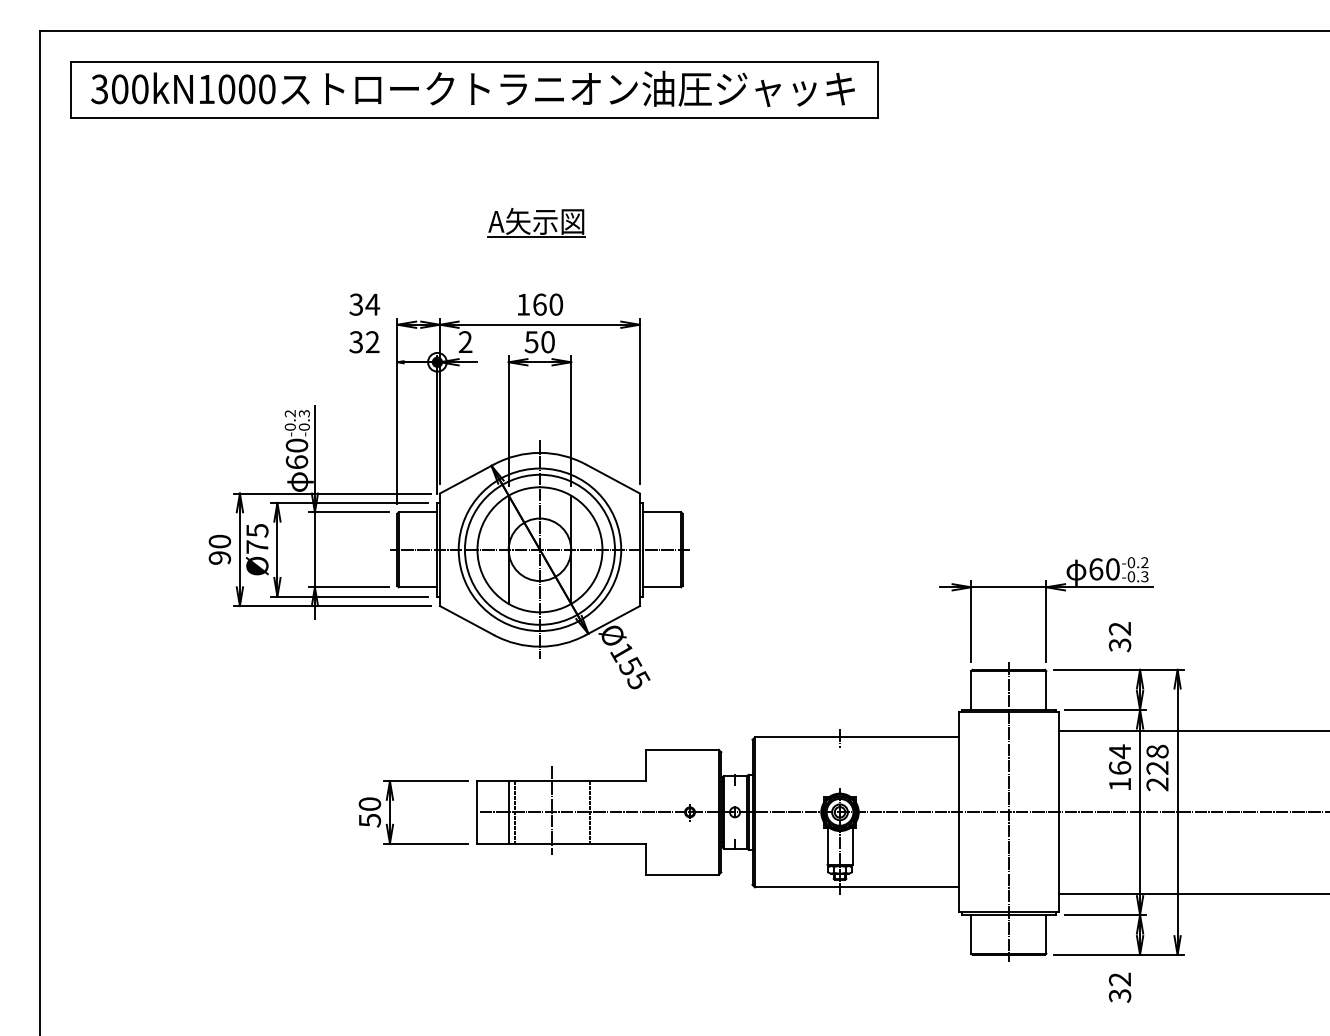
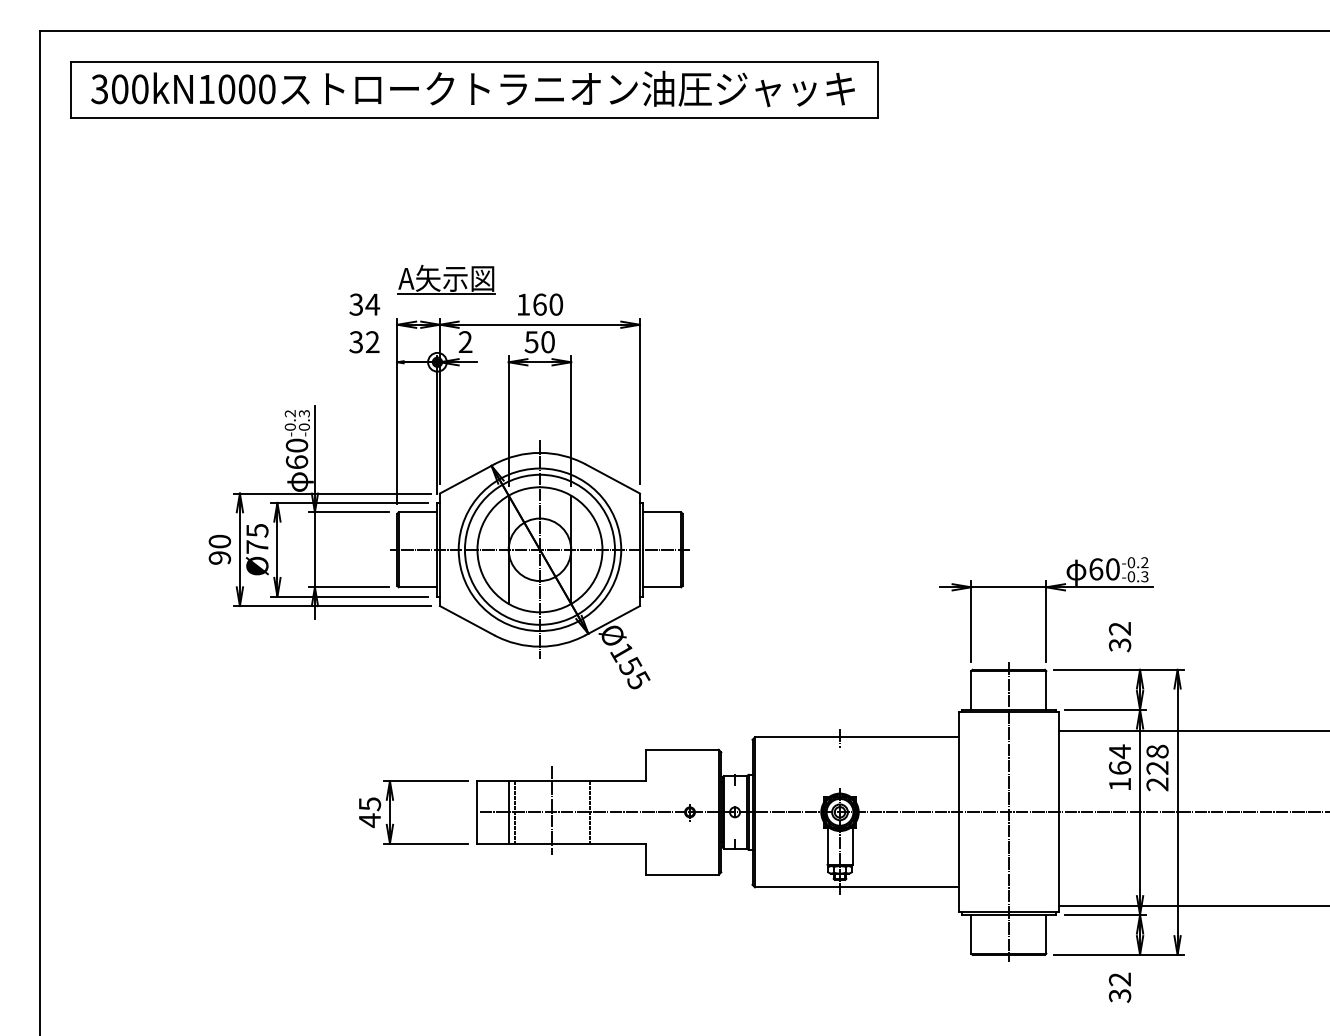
part position: (536, 222) -> (446, 279) (446, 279)
text: 50 -> 45 (369, 812)
line position: (1192, 893) -> (1192, 905) (1192, 905)
